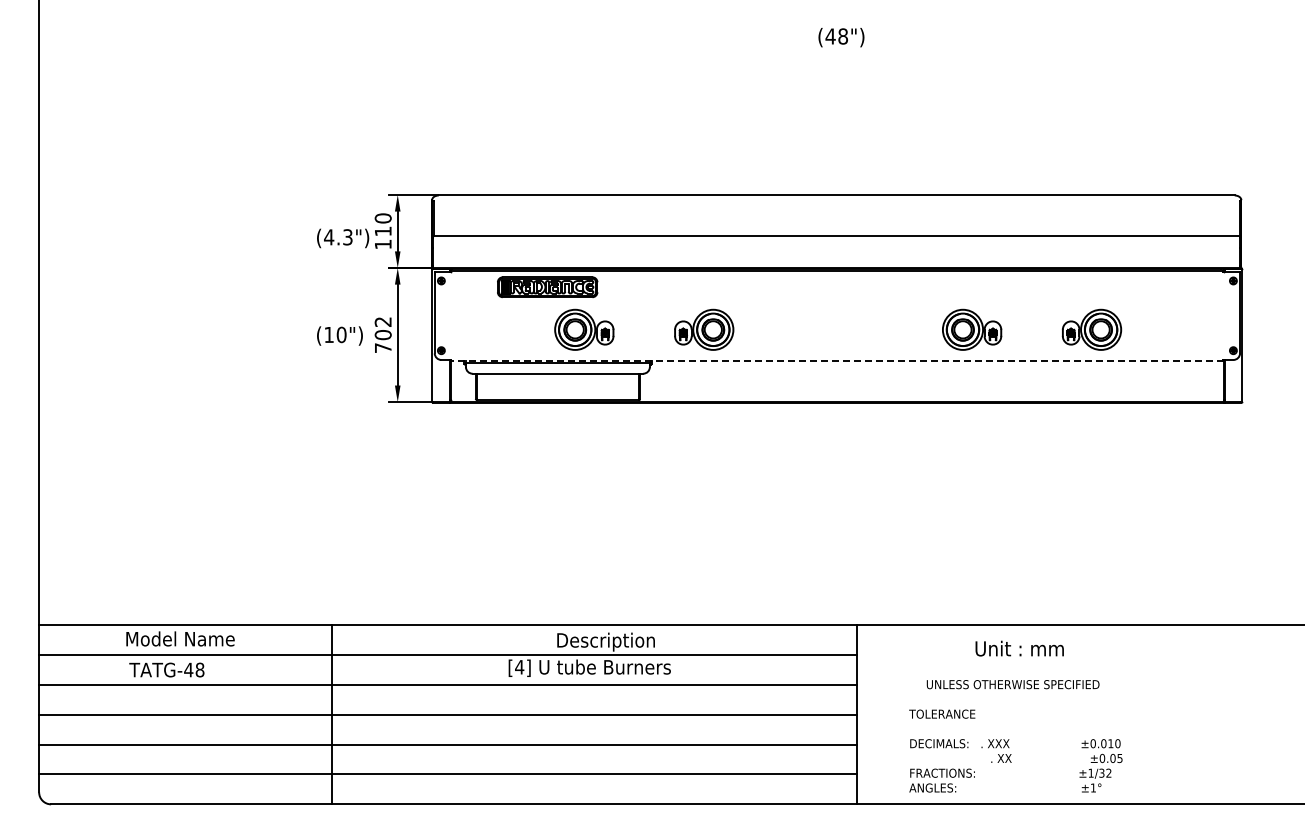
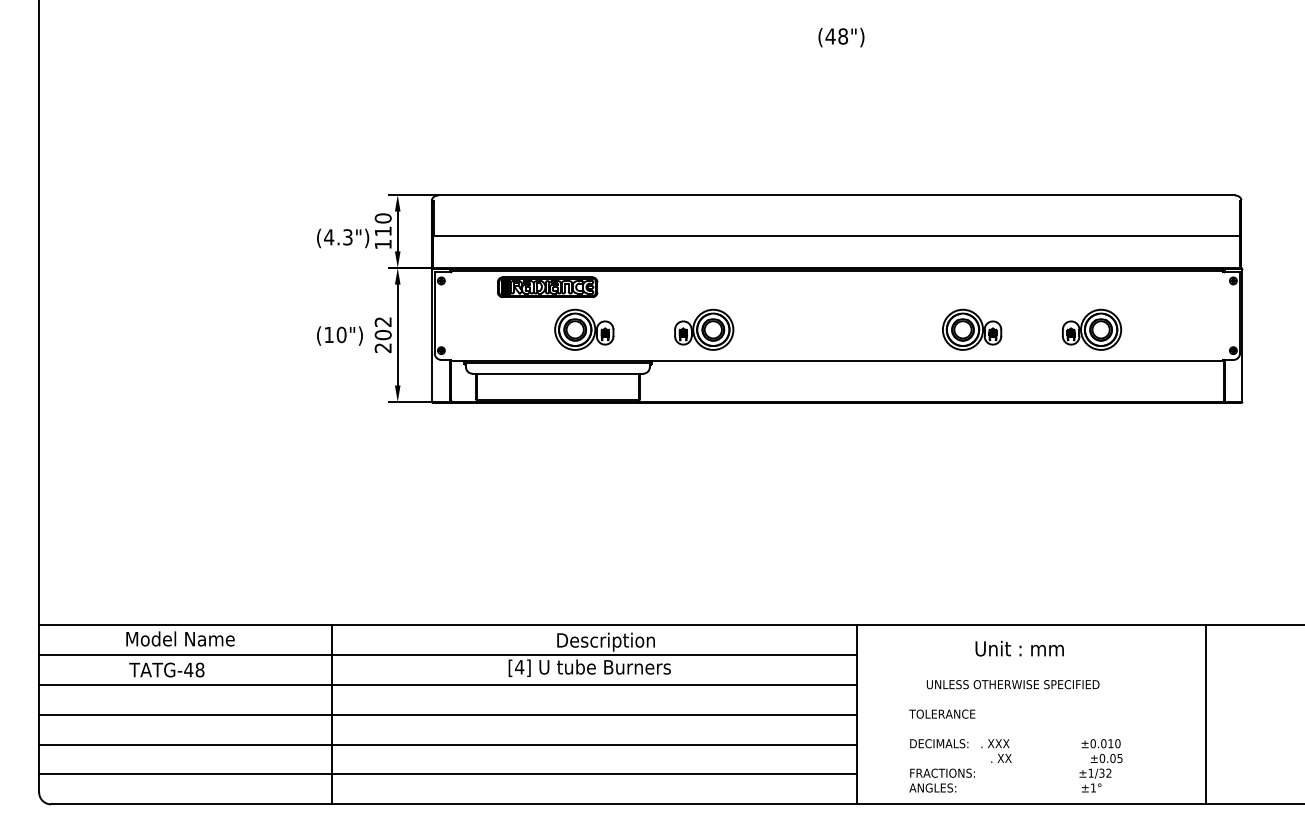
text: 702 -> 202 (382, 348)
line: dashed -> solid (837, 361)
line: none -> present (1206, 714)
